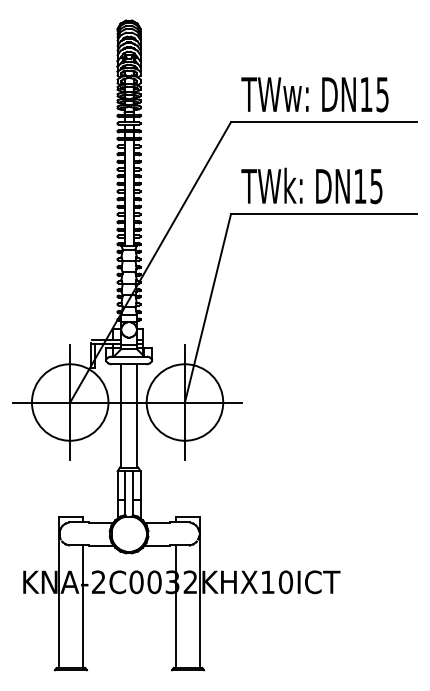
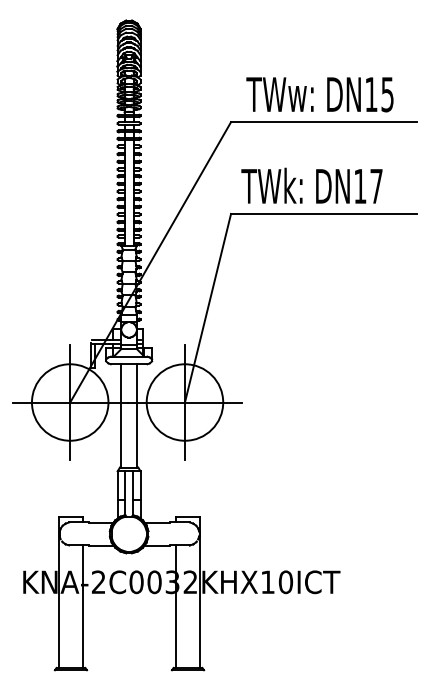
text position: (314, 94) -> (319, 94) (319, 94)
text: DN15 -> DN17 (376, 186)
